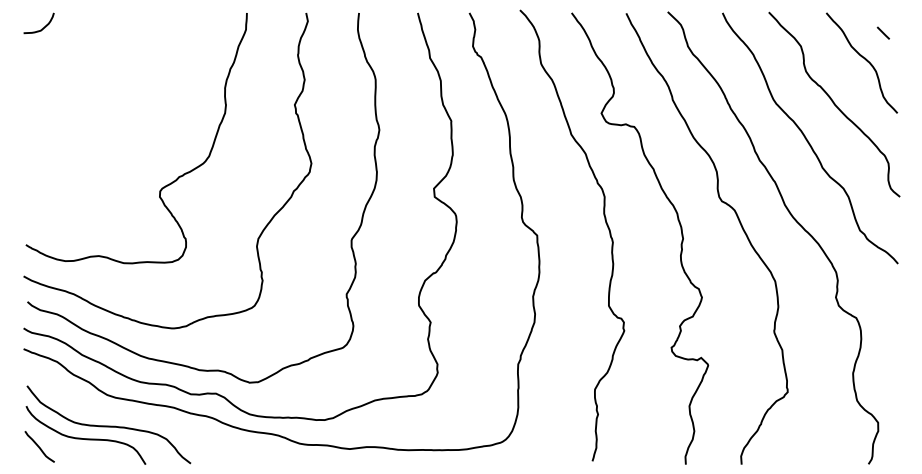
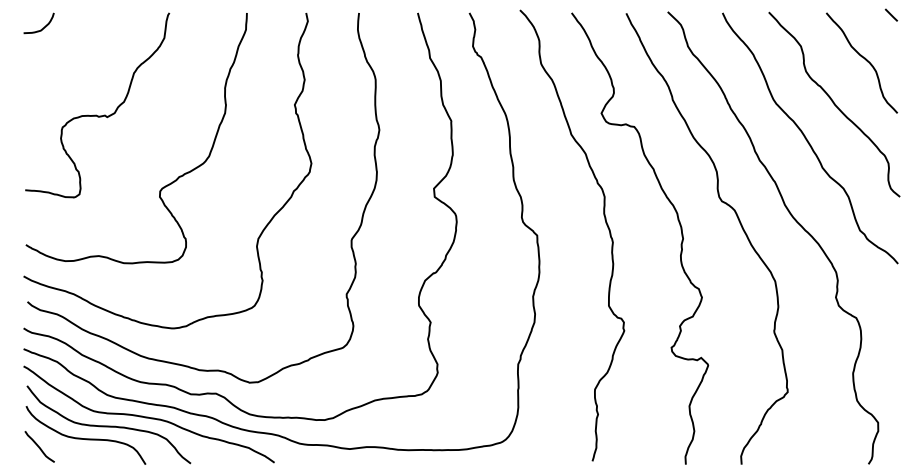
line position: (882, 32) -> (890, 14) (890, 14)
curve: none -> present (96, 114)
curve: none -> present (148, 416)
